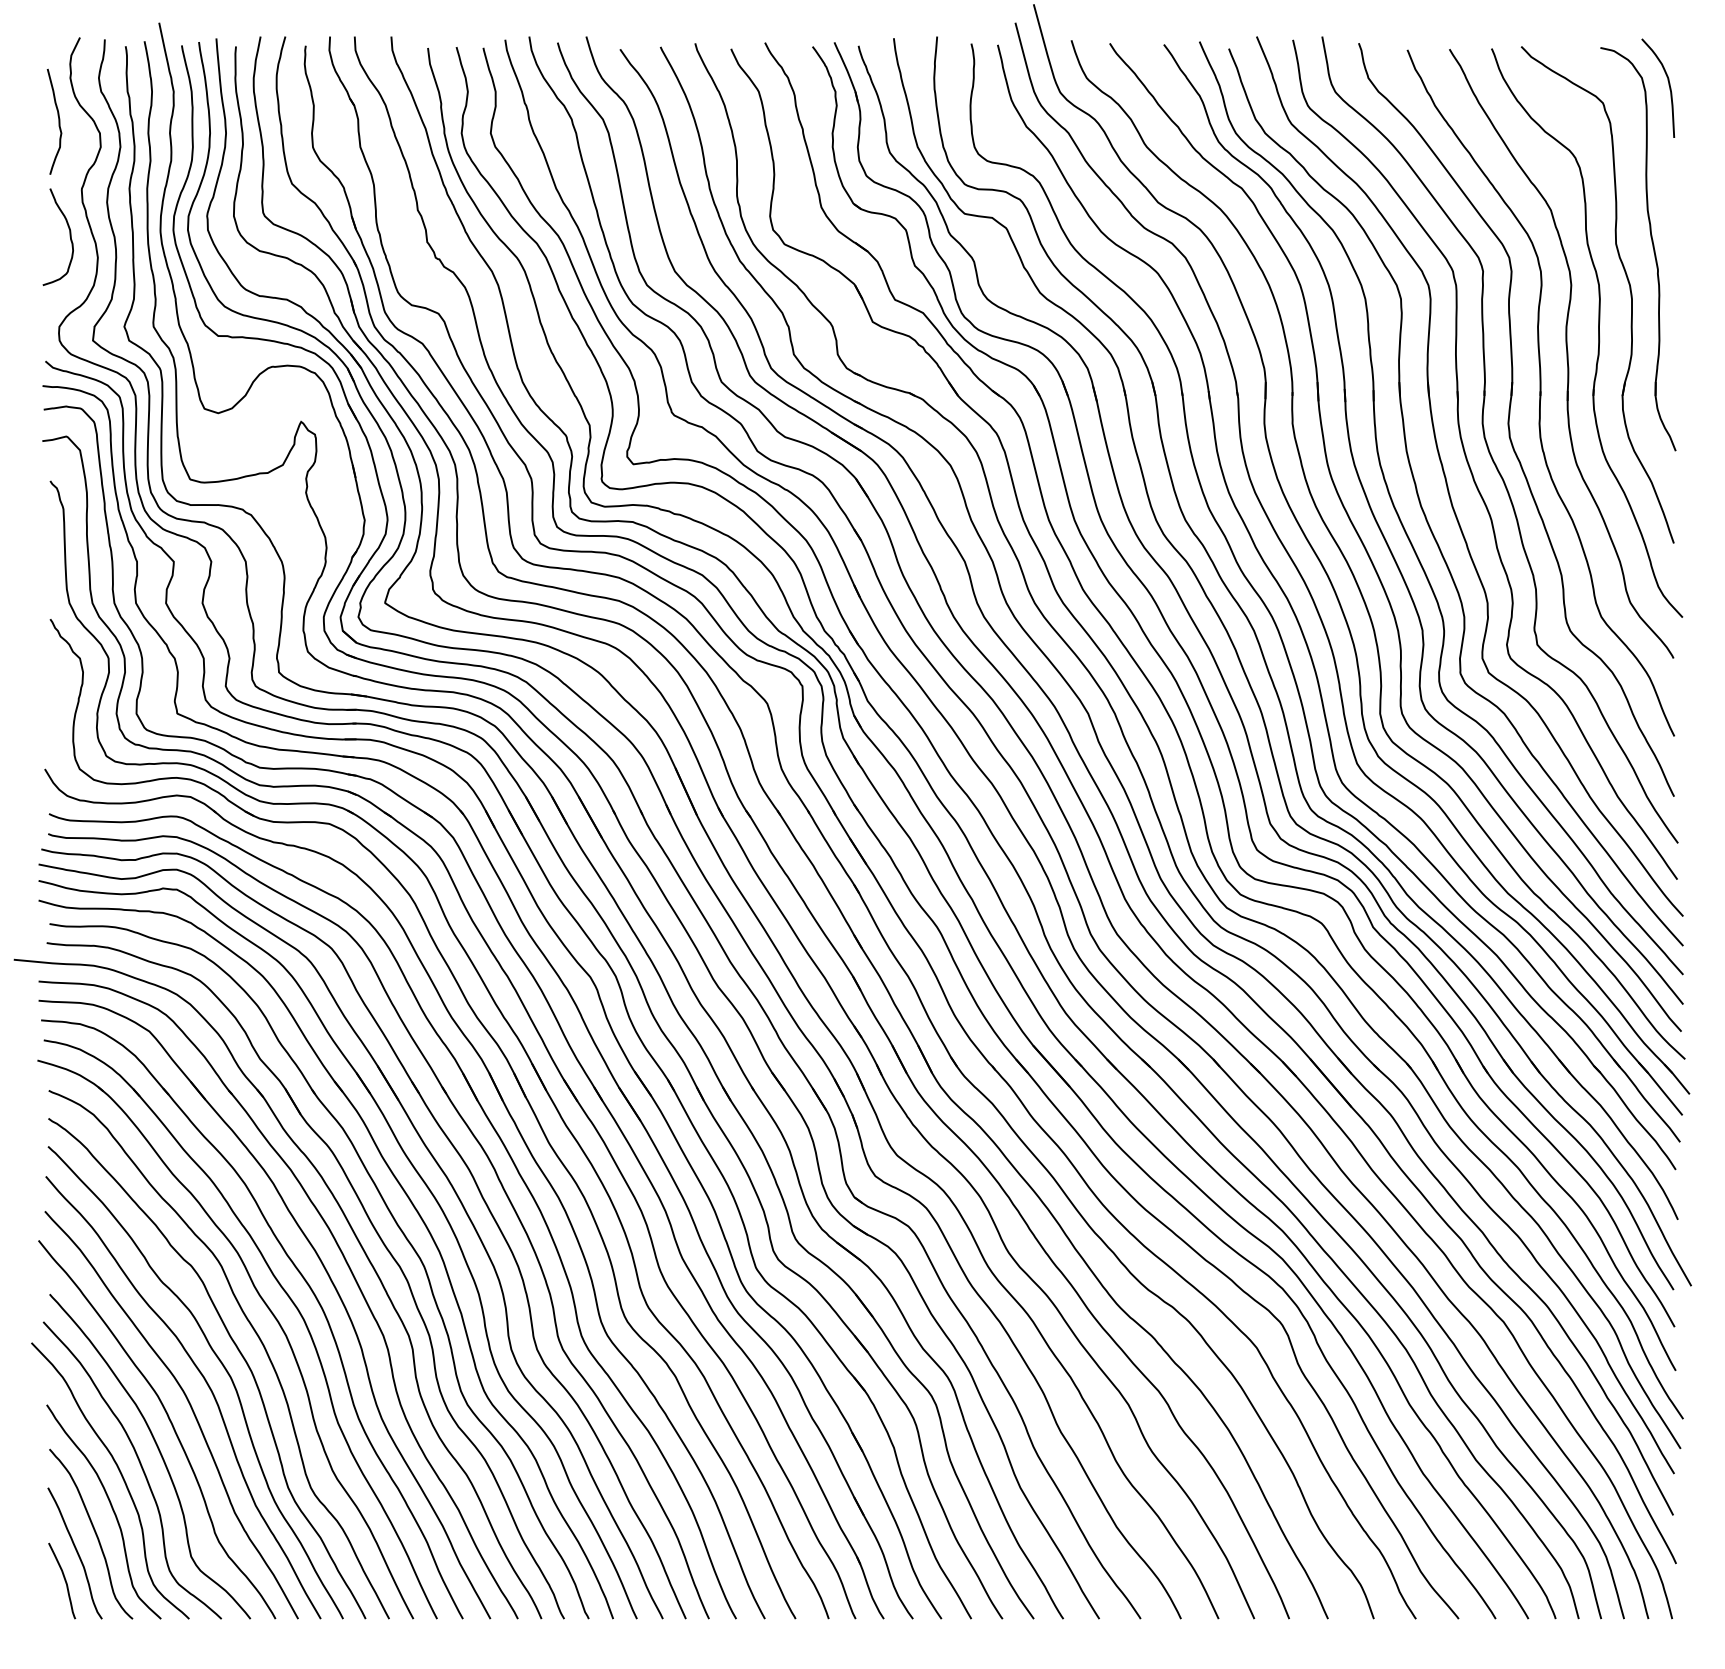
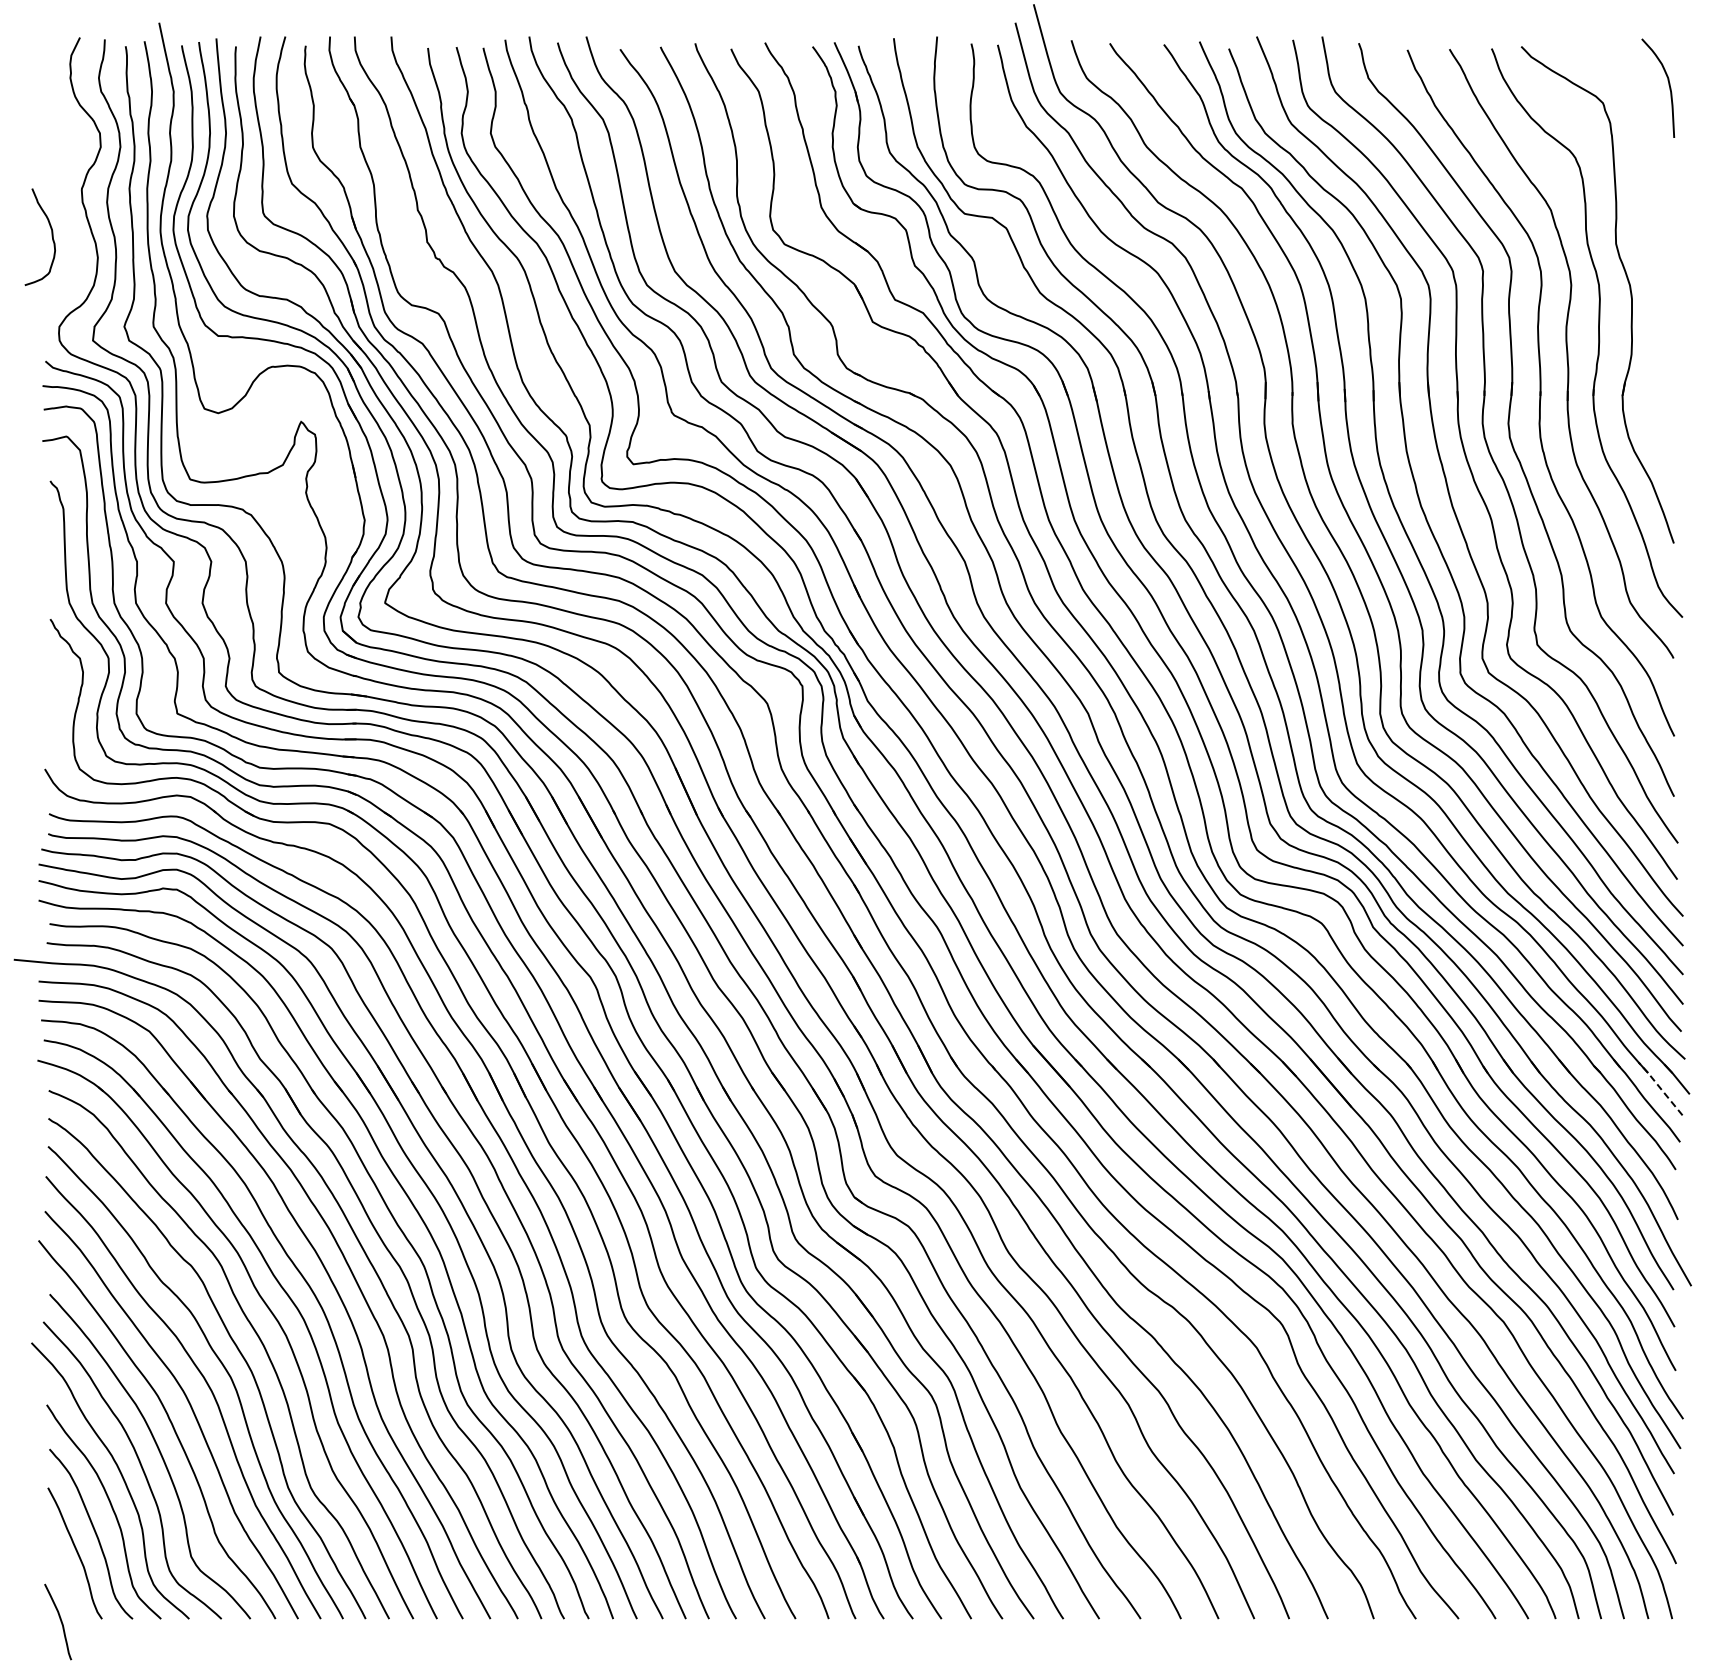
curve: present -> none (58, 121)
curve position: (69, 236) -> (51, 236) (51, 236)
part: present -> none (1652, 247)
line: solid -> dashed (1660, 1088)
curve position: (64, 1580) -> (60, 1621) (60, 1621)
